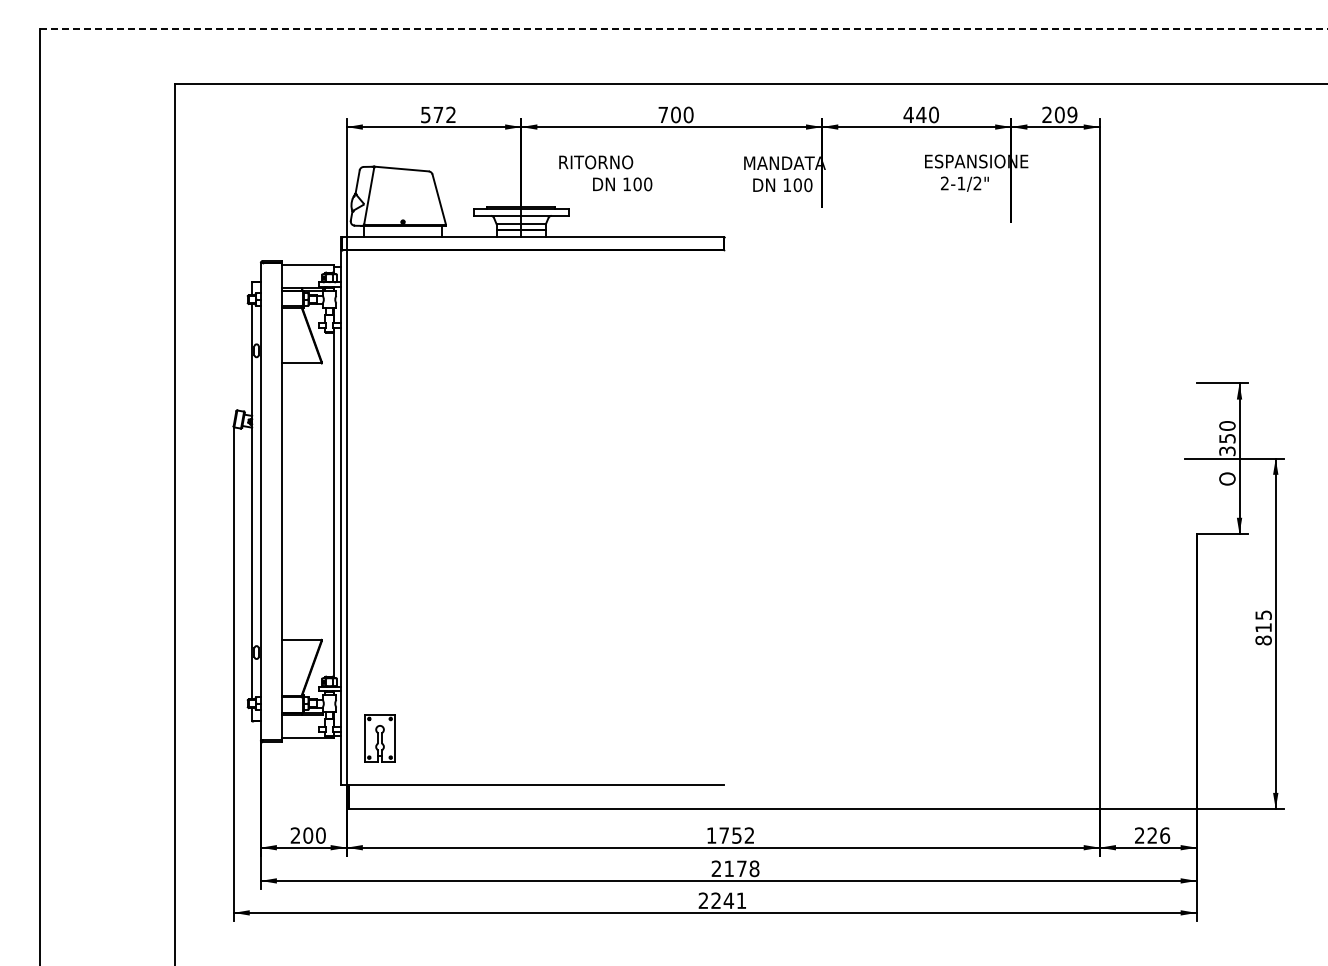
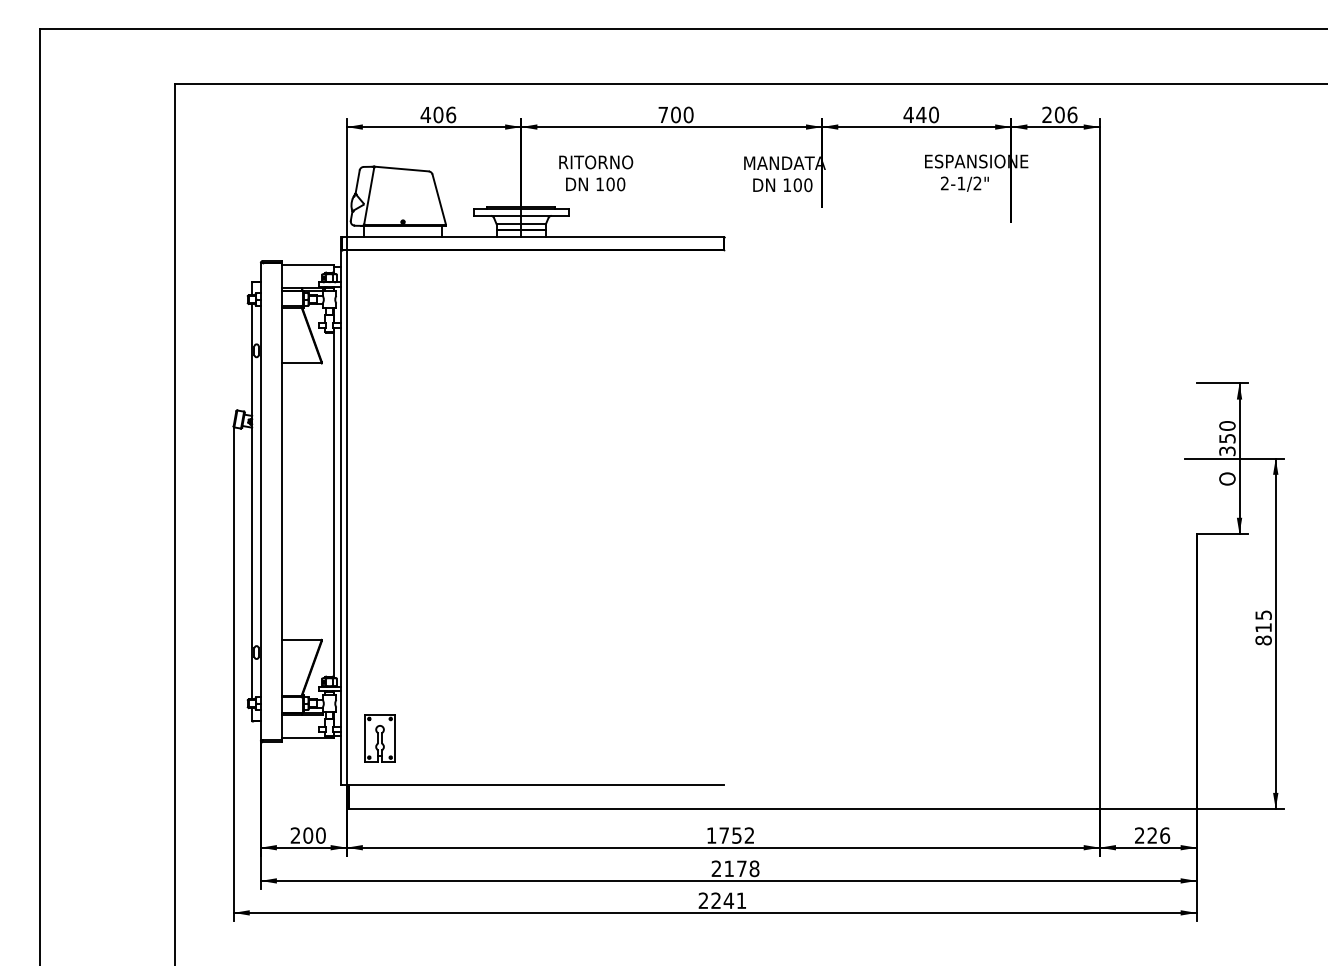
line: dashed -> solid (683, 29)
text: 572 -> 406 (438, 114)
text: 209 -> 206 (1072, 114)
text position: (622, 184) -> (595, 184) (595, 184)
